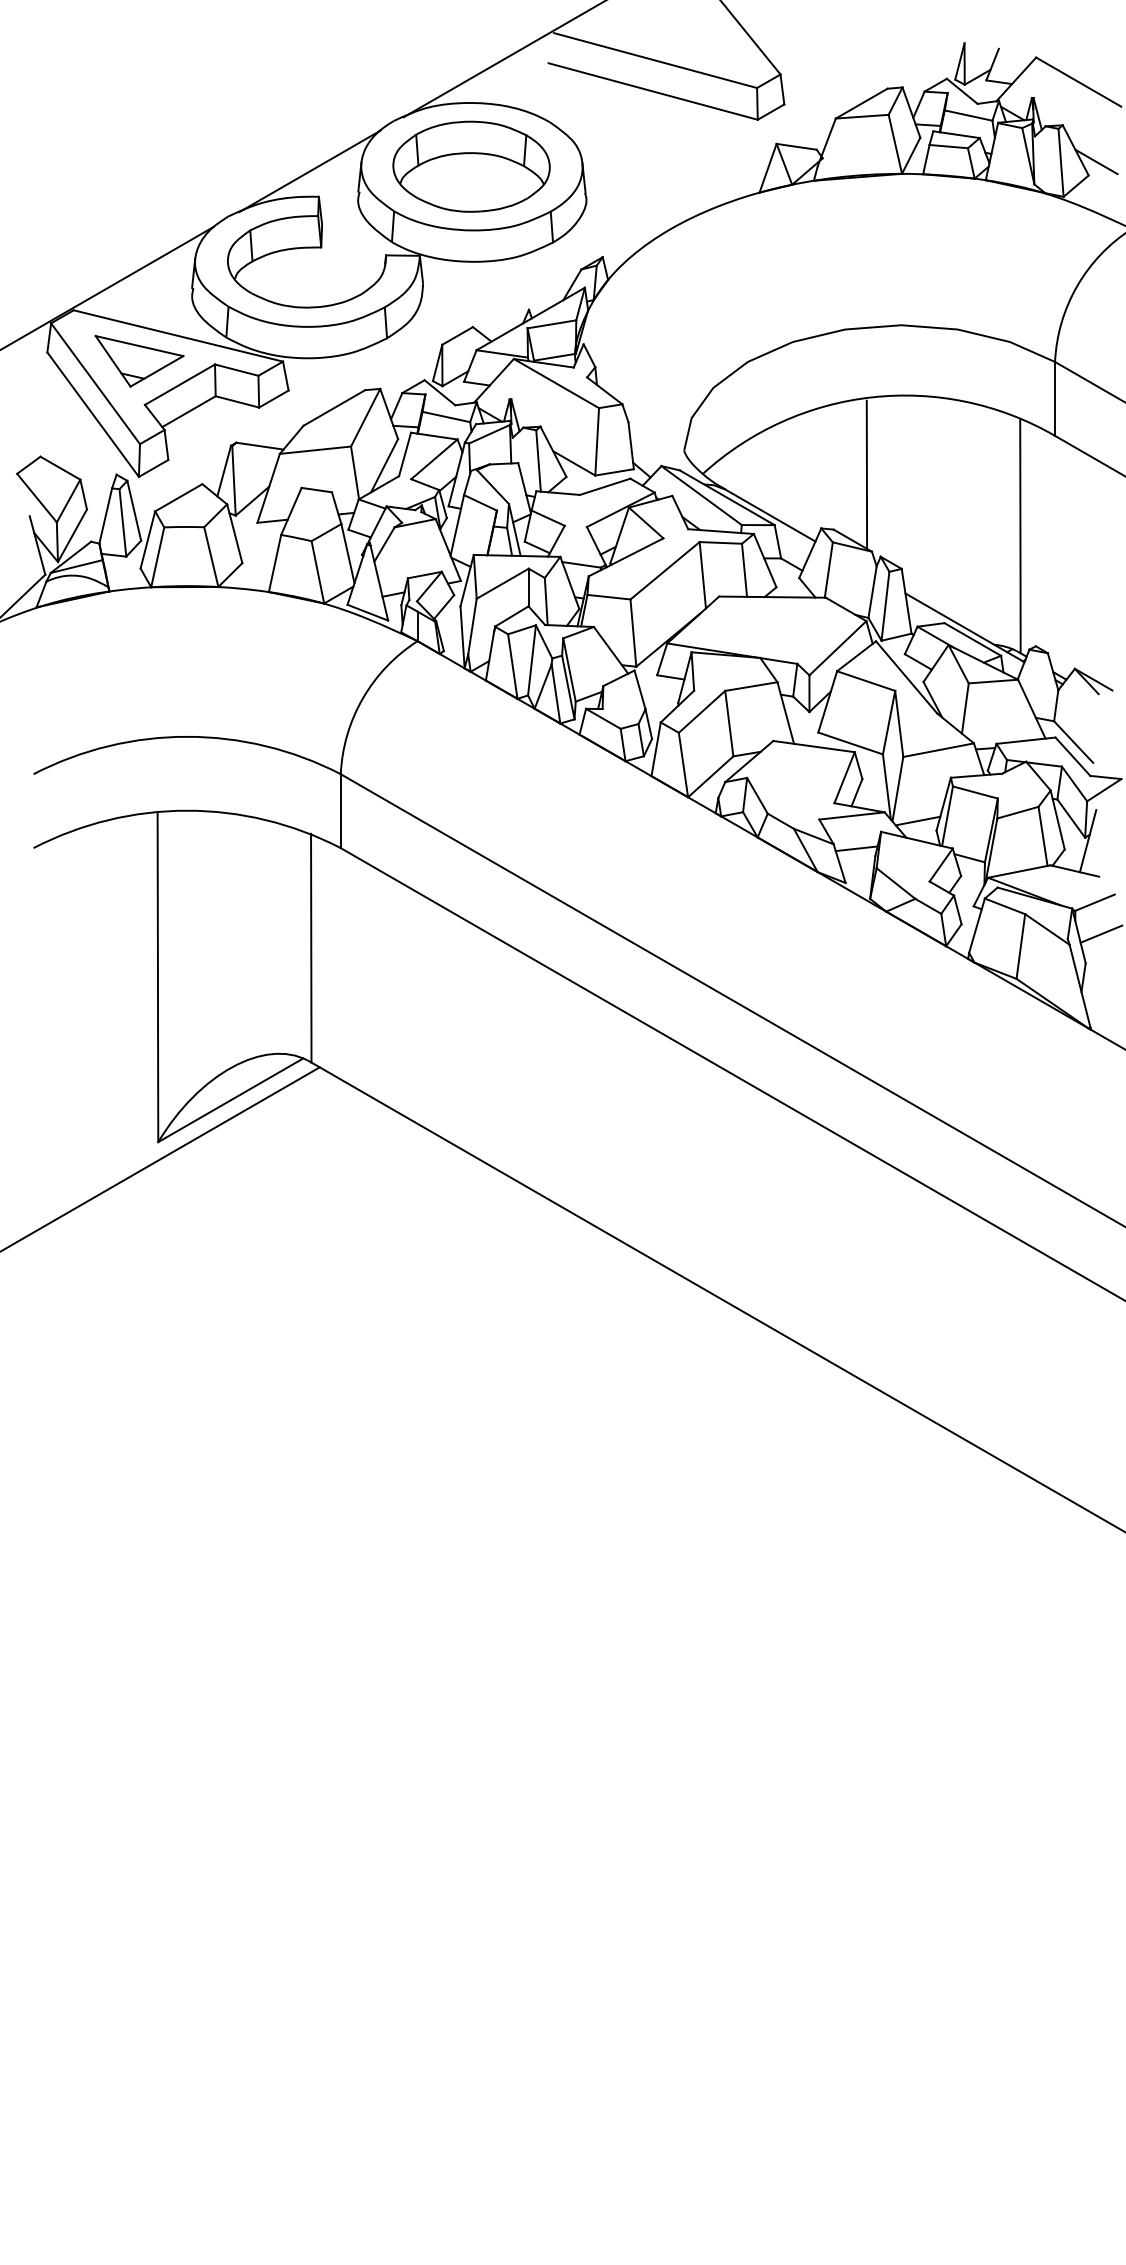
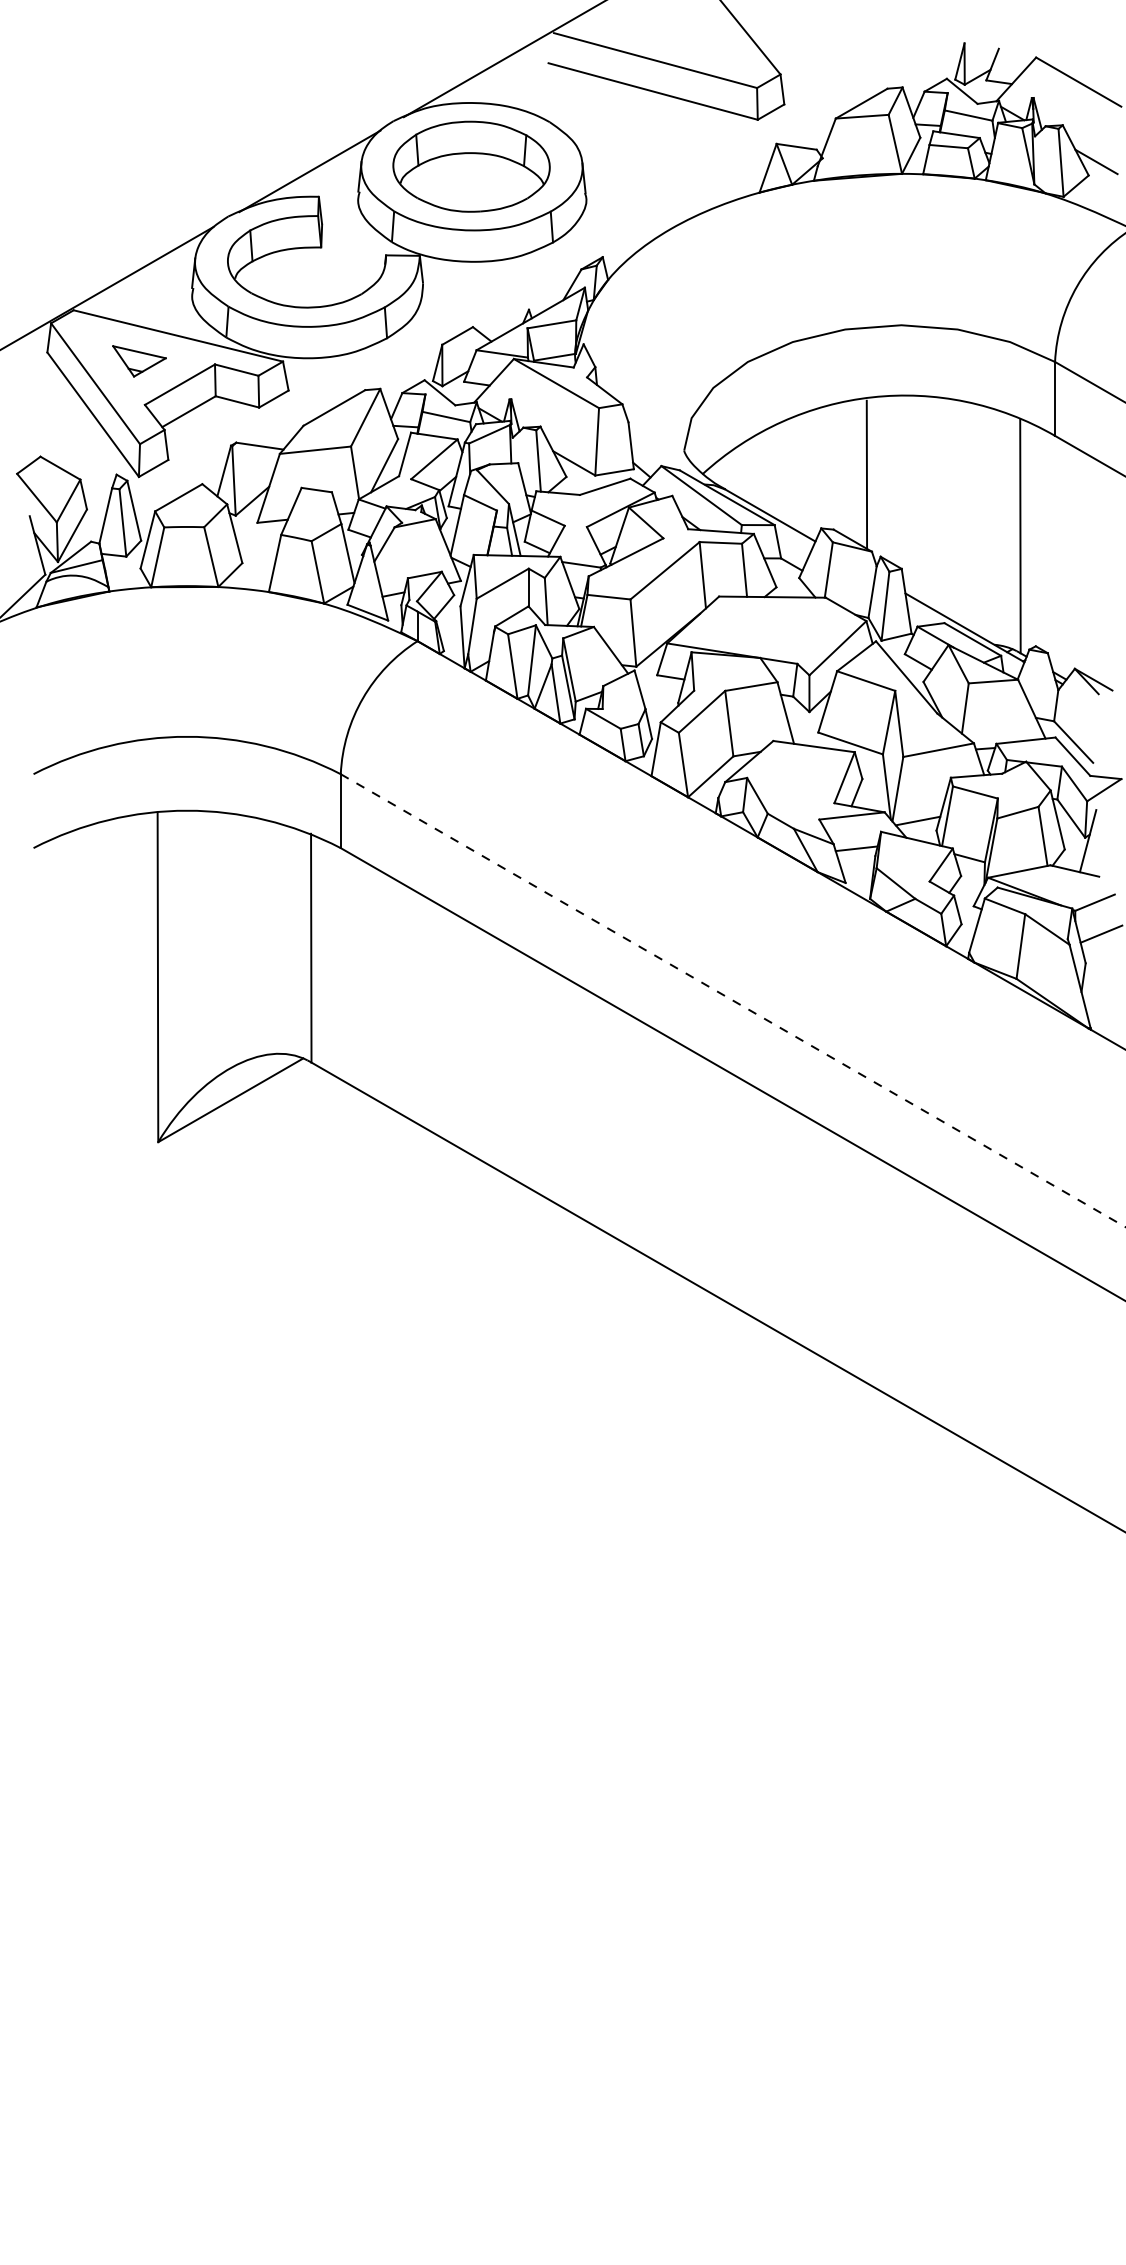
part size: 91x53 px -> 55x33 px (139, 361)
line: solid -> dashed (733, 1000)
line: present -> none (160, 1158)
